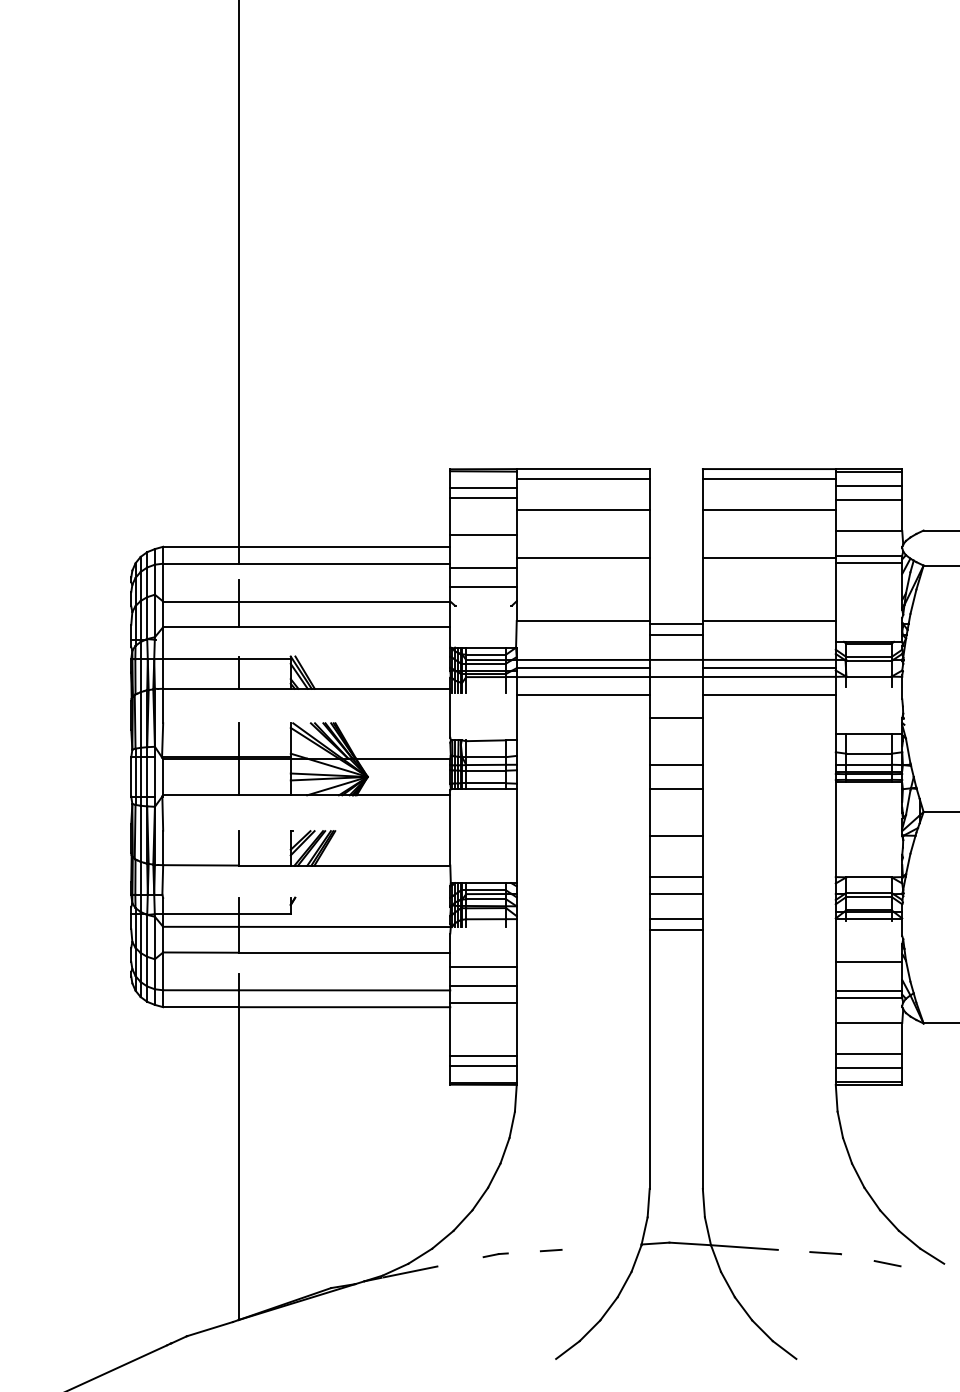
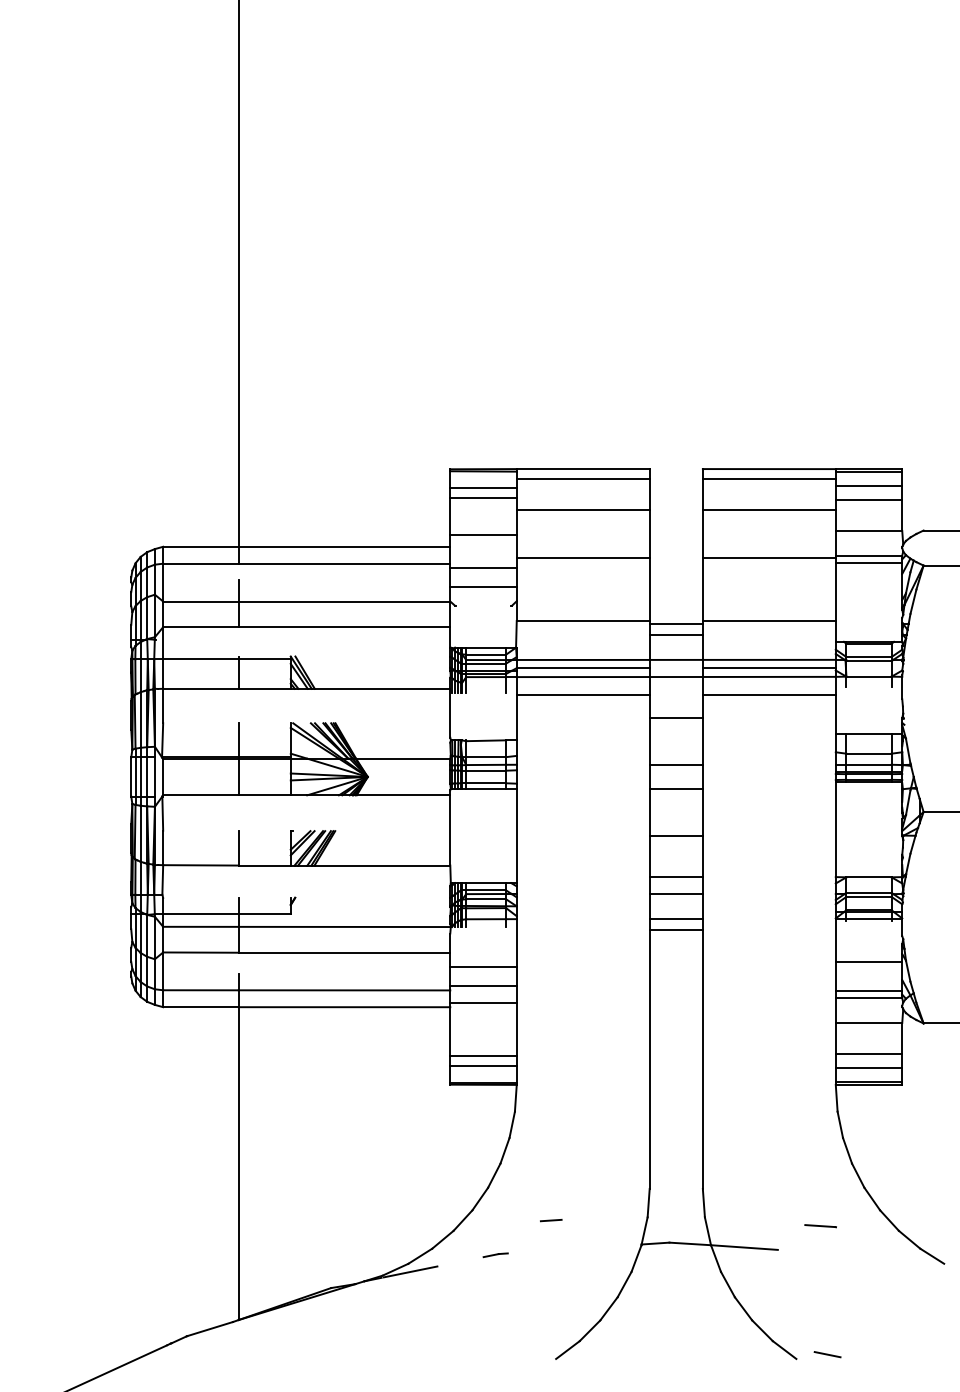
line position: (551, 1250) -> (551, 1220) (551, 1220)
line position: (825, 1253) -> (820, 1226) (820, 1226)
line position: (887, 1263) -> (827, 1354) (827, 1354)
